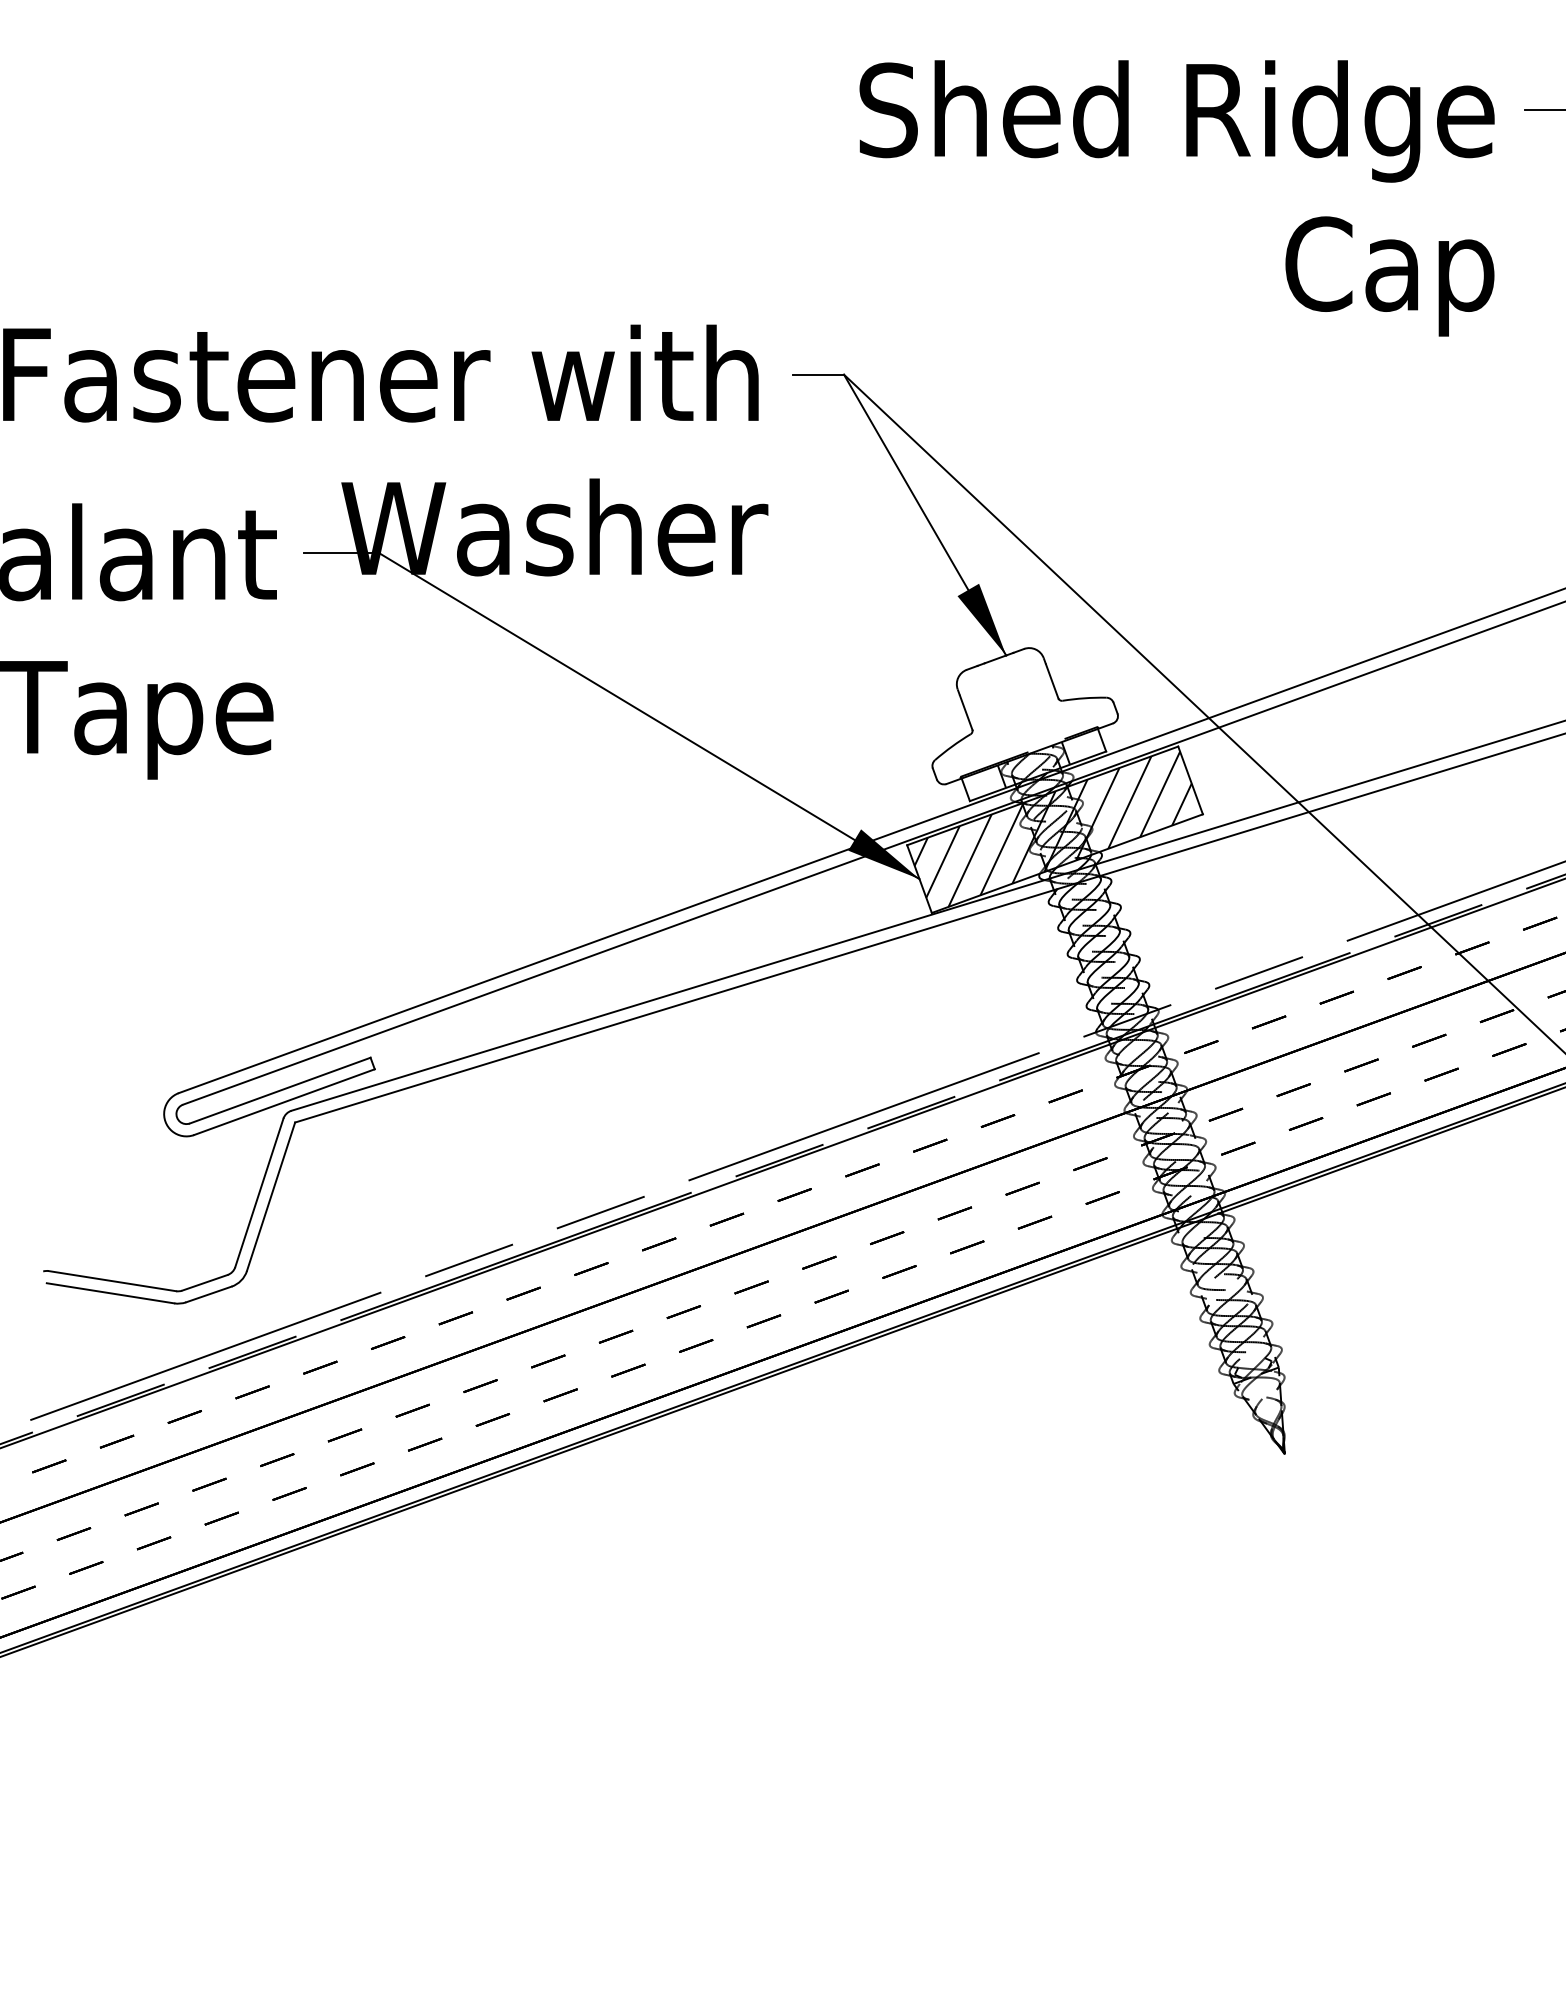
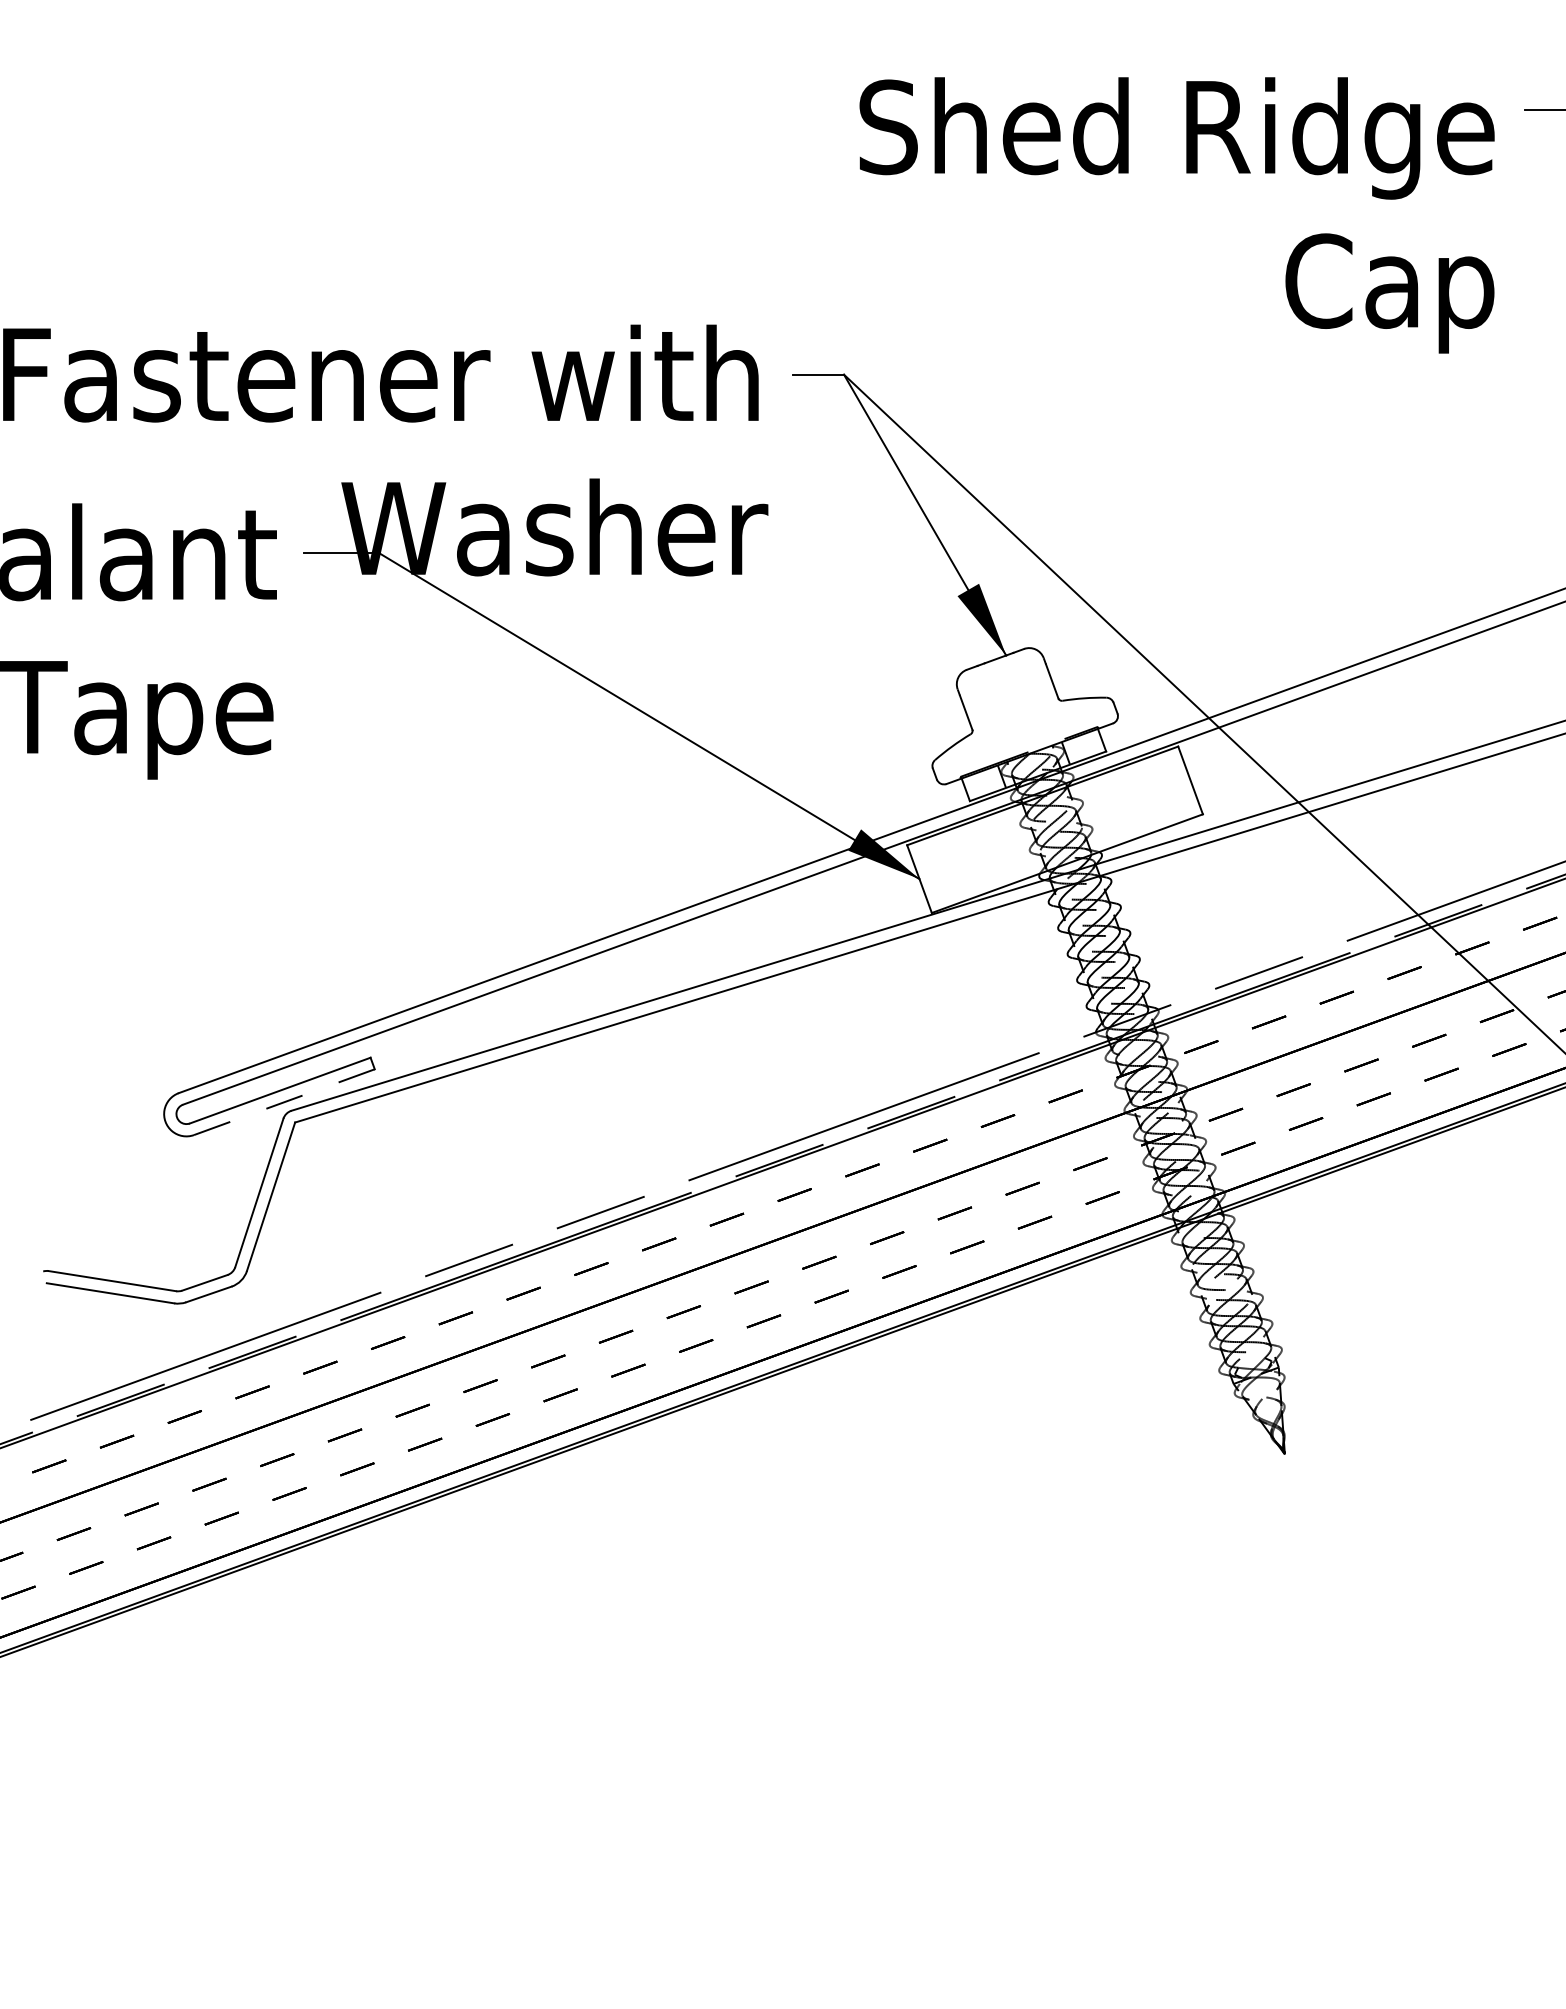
text position: (1176, 198) -> (1176, 215) (1176, 215)
hatch: present -> none (1052, 828)
line: solid -> dashed (283, 1102)
